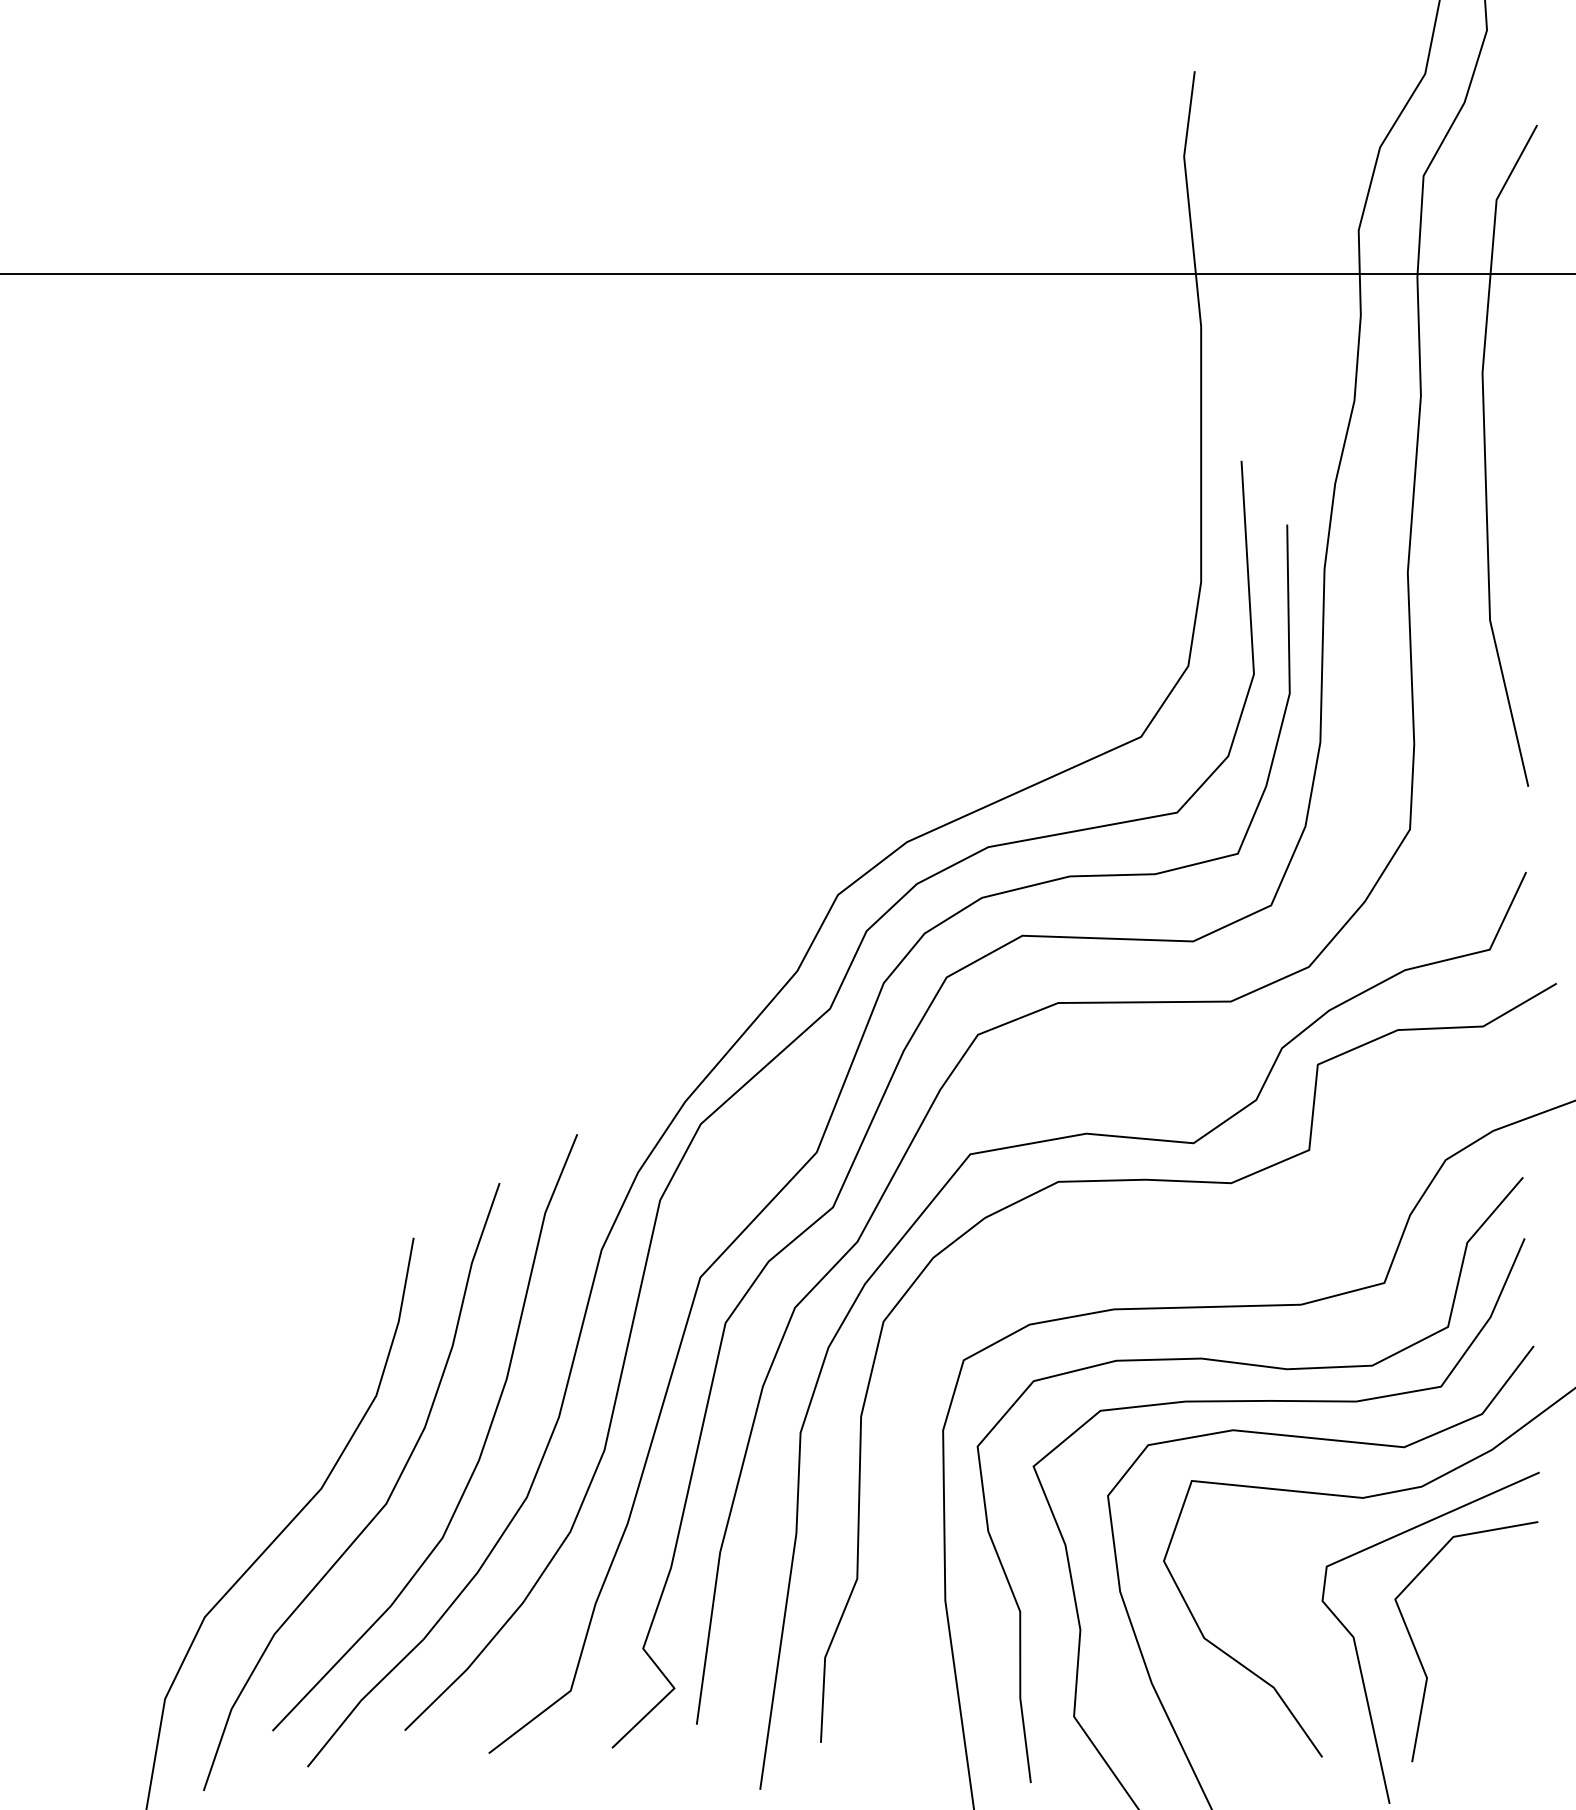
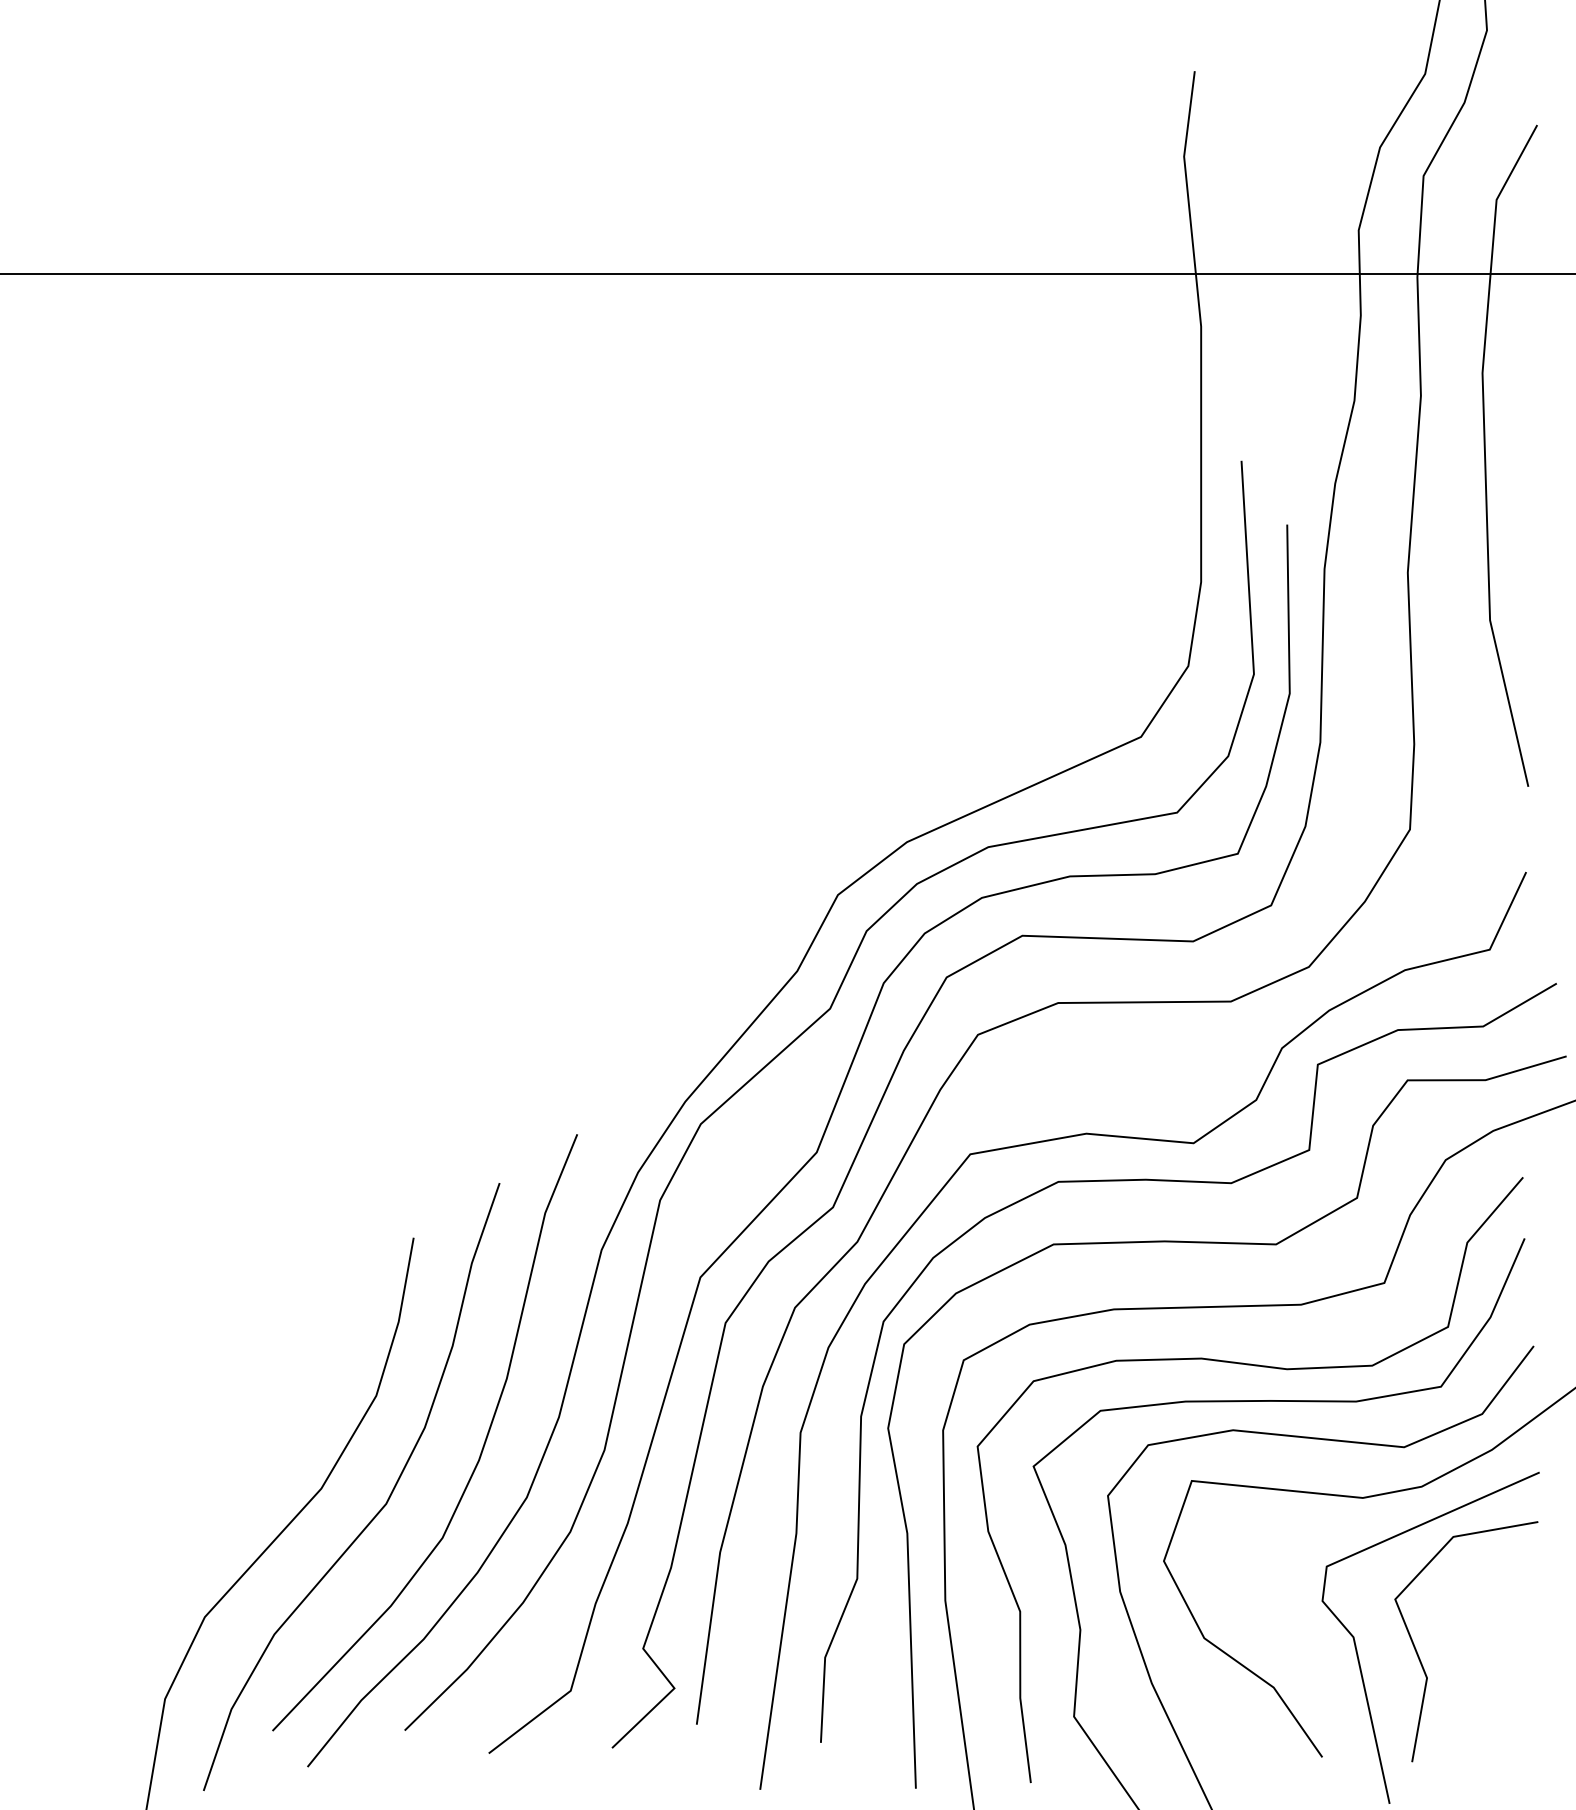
curve: none -> present (1230, 1244)
